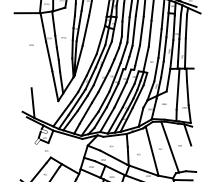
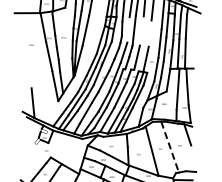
line: present -> none (128, 29)
line: present -> none (141, 30)
line: present -> none (149, 33)
line: solid -> dashed (170, 147)
